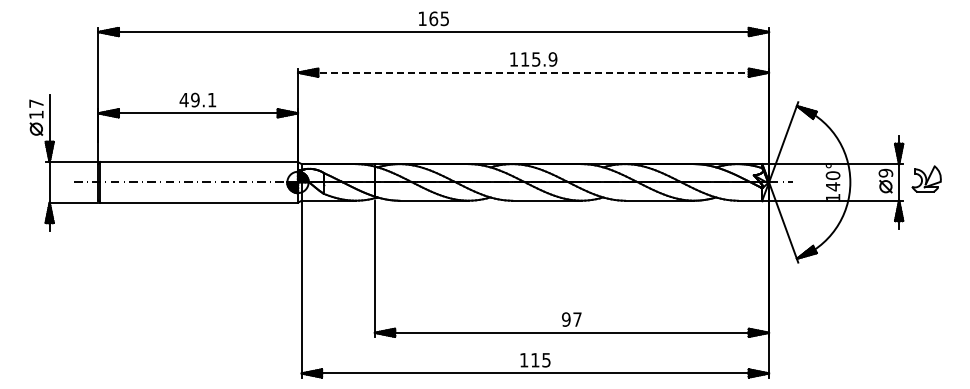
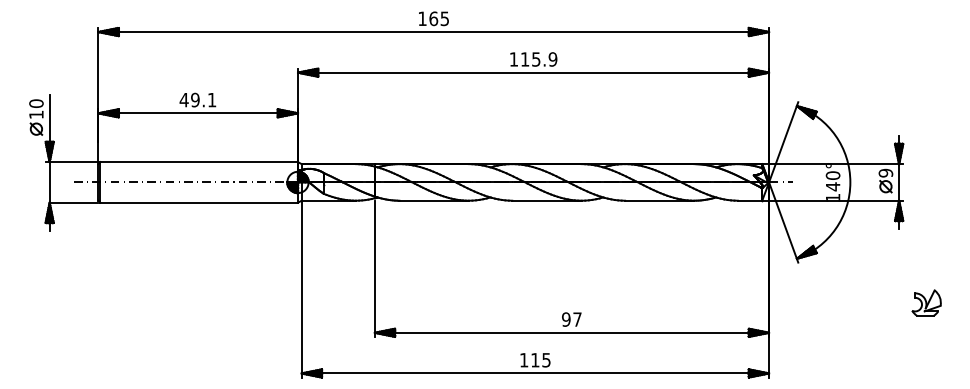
line: dashed -> solid (533, 72)
text: 17 -> 10 (36, 103)
part position: (926, 178) -> (926, 302) (926, 302)
